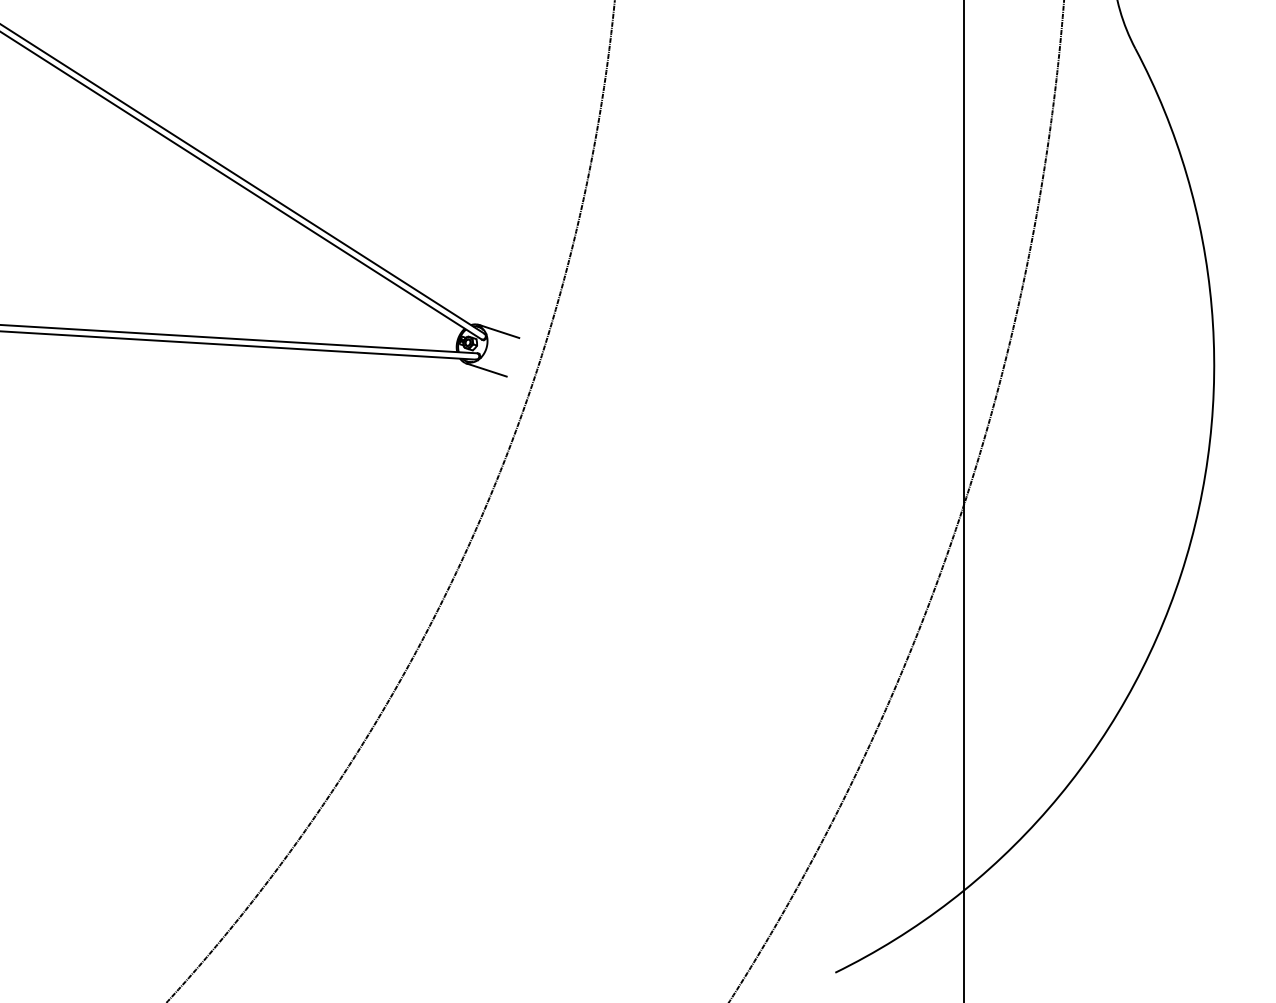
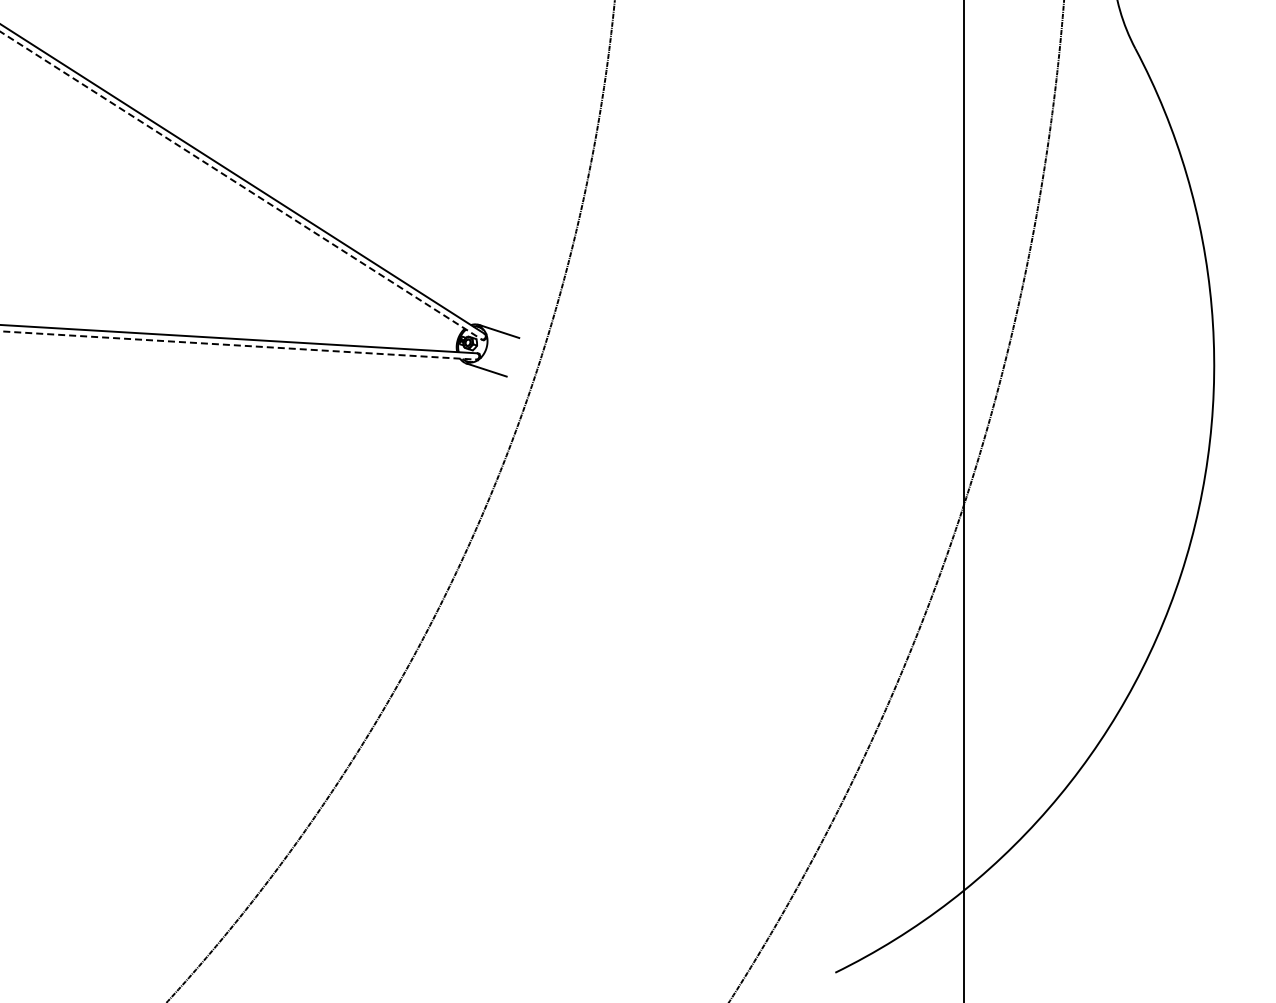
line: solid -> dashed (240, 185)
line: solid -> dashed (239, 345)
